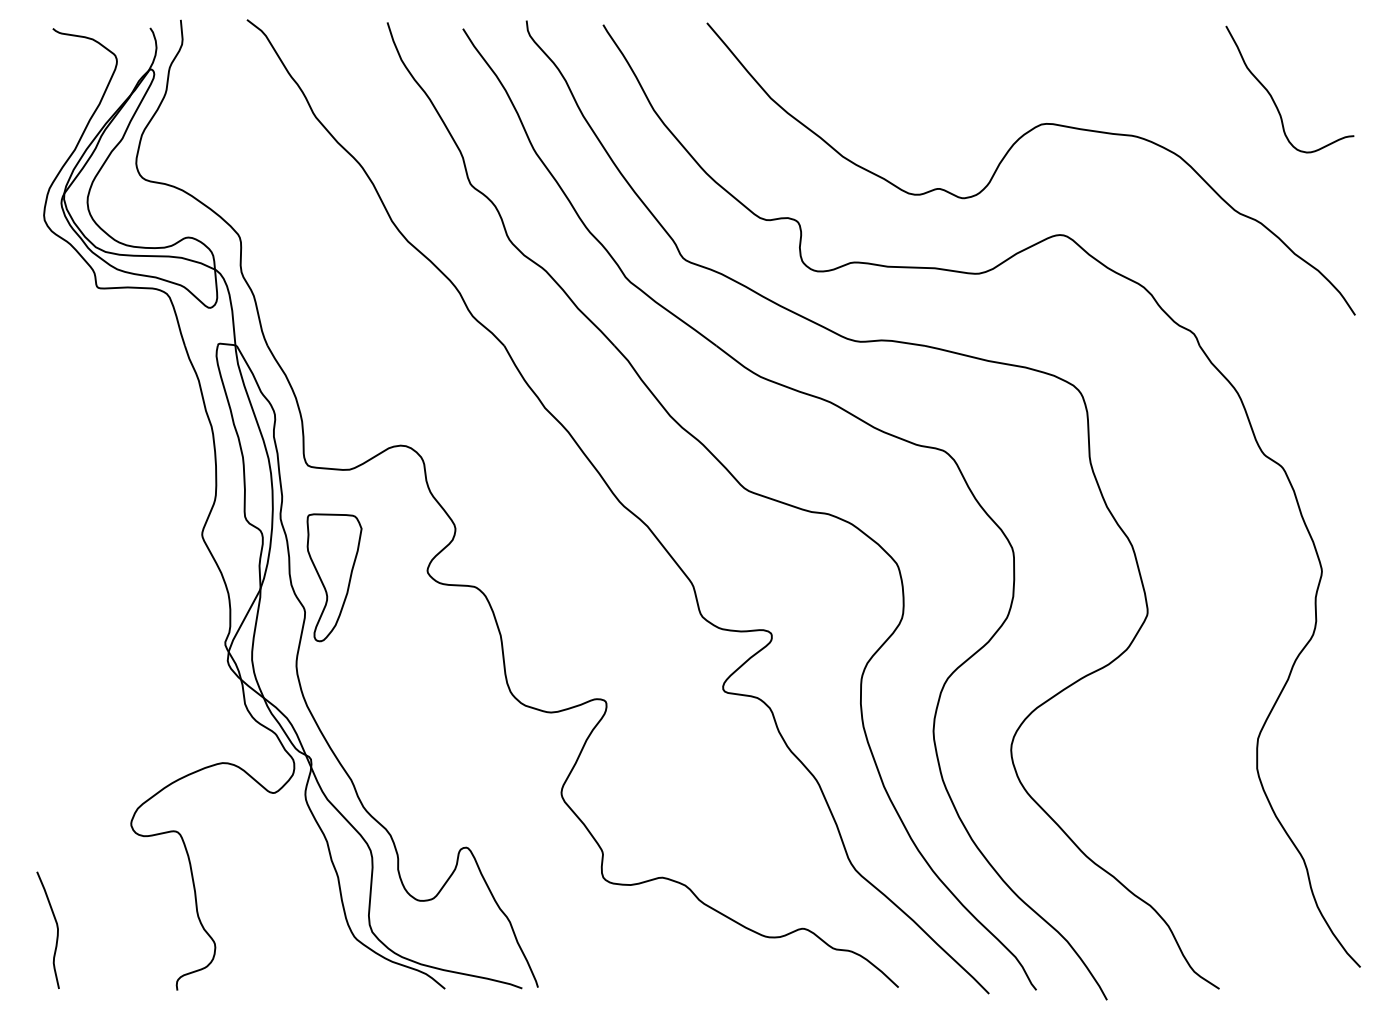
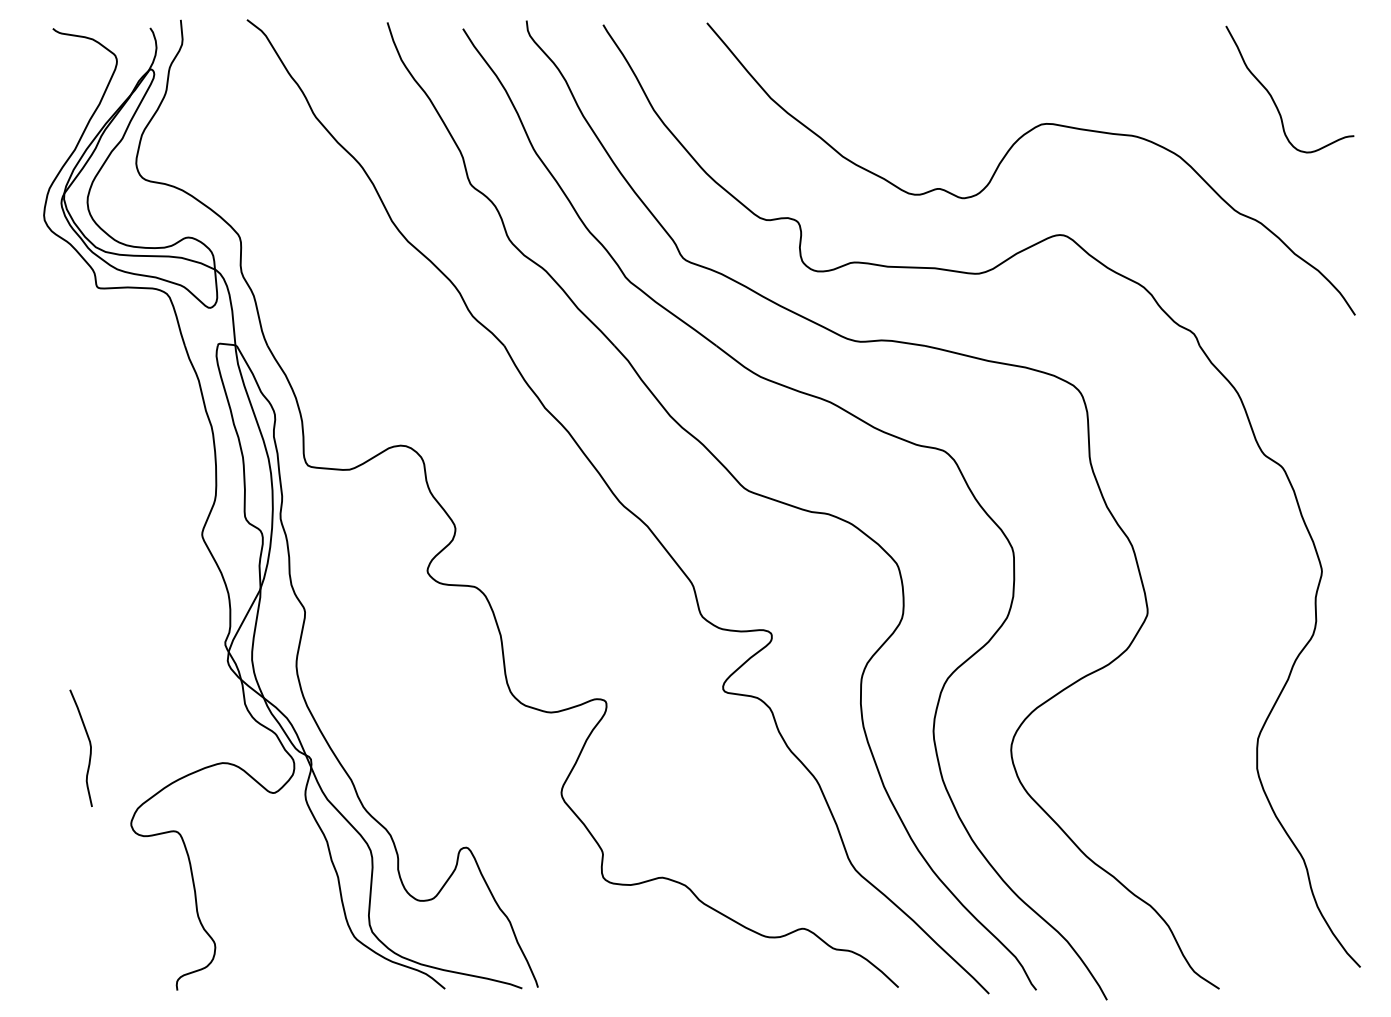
part: present -> none (334, 577)
curve position: (56, 927) -> (89, 745) (89, 745)
